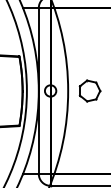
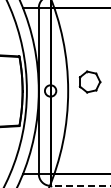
part position: (89, 90) -> (89, 81) (89, 81)
line: solid -> dashed (80, 185)
